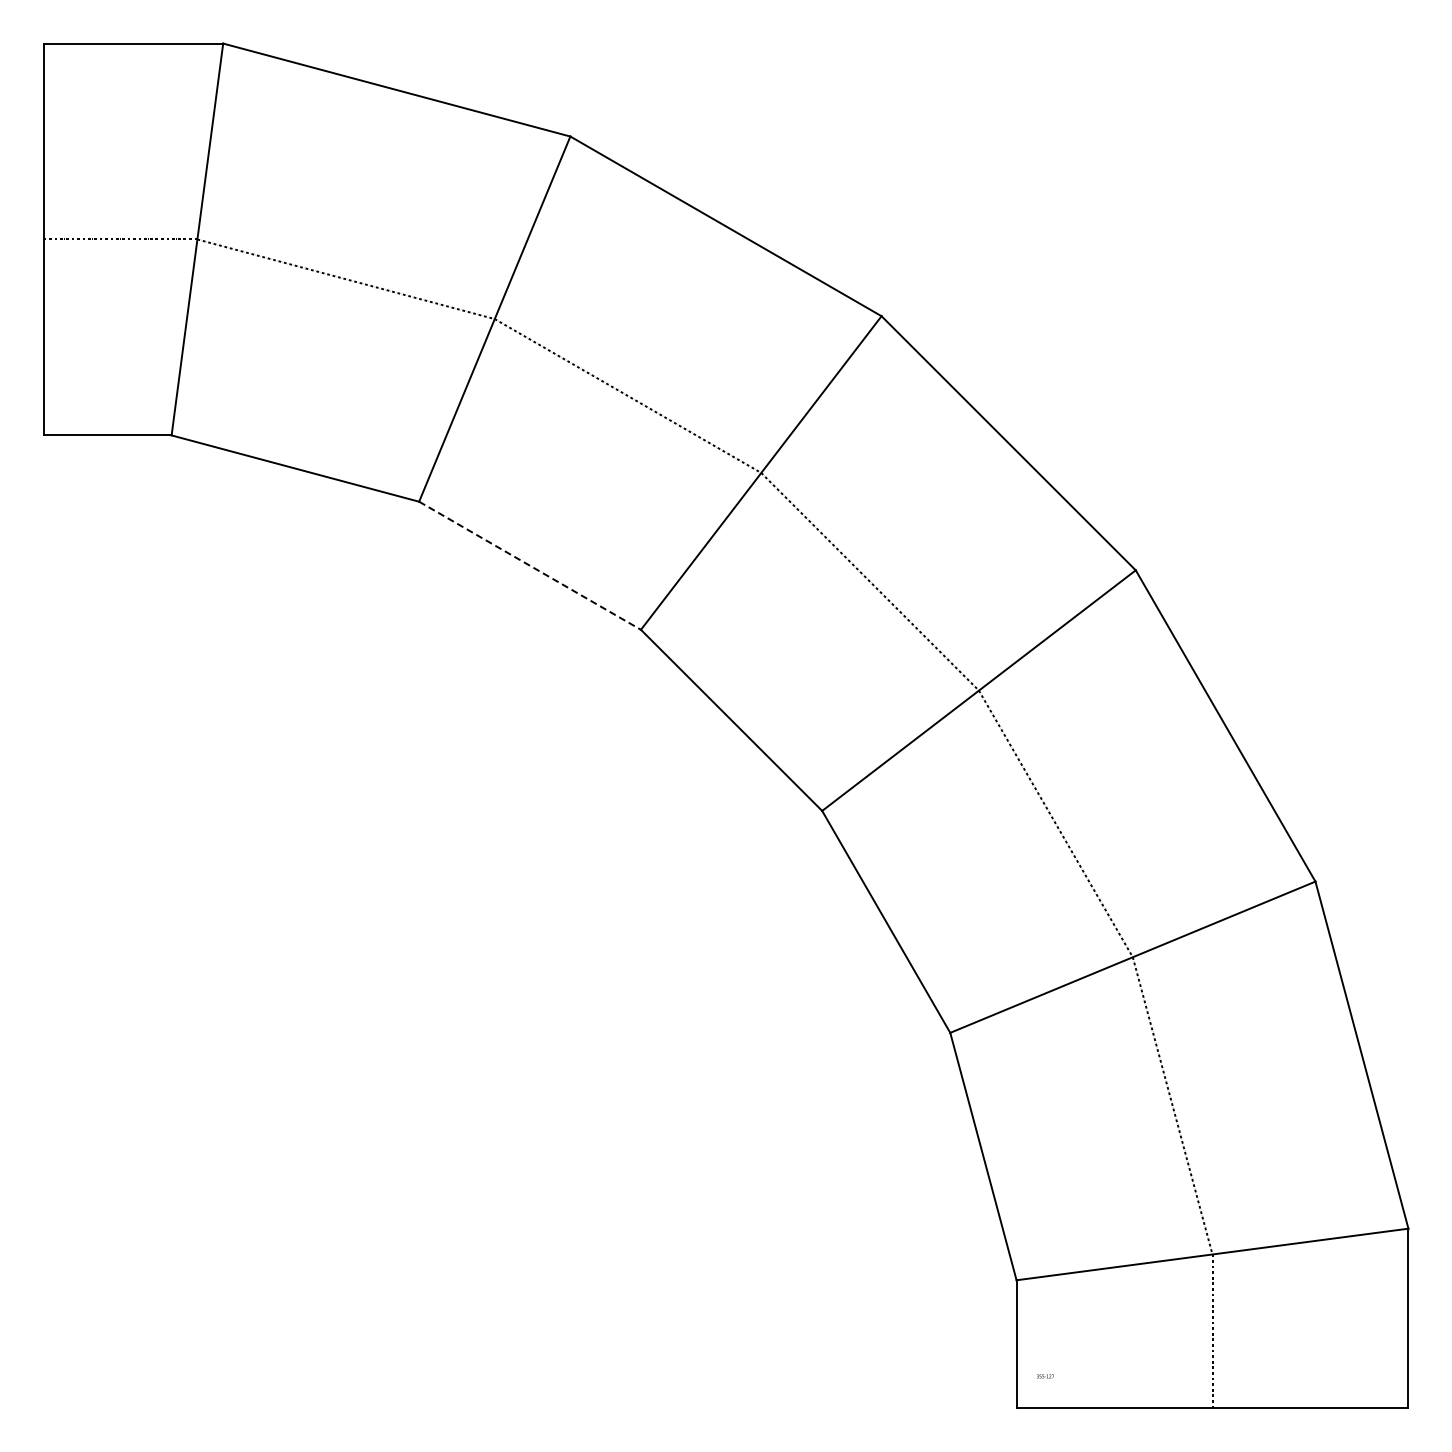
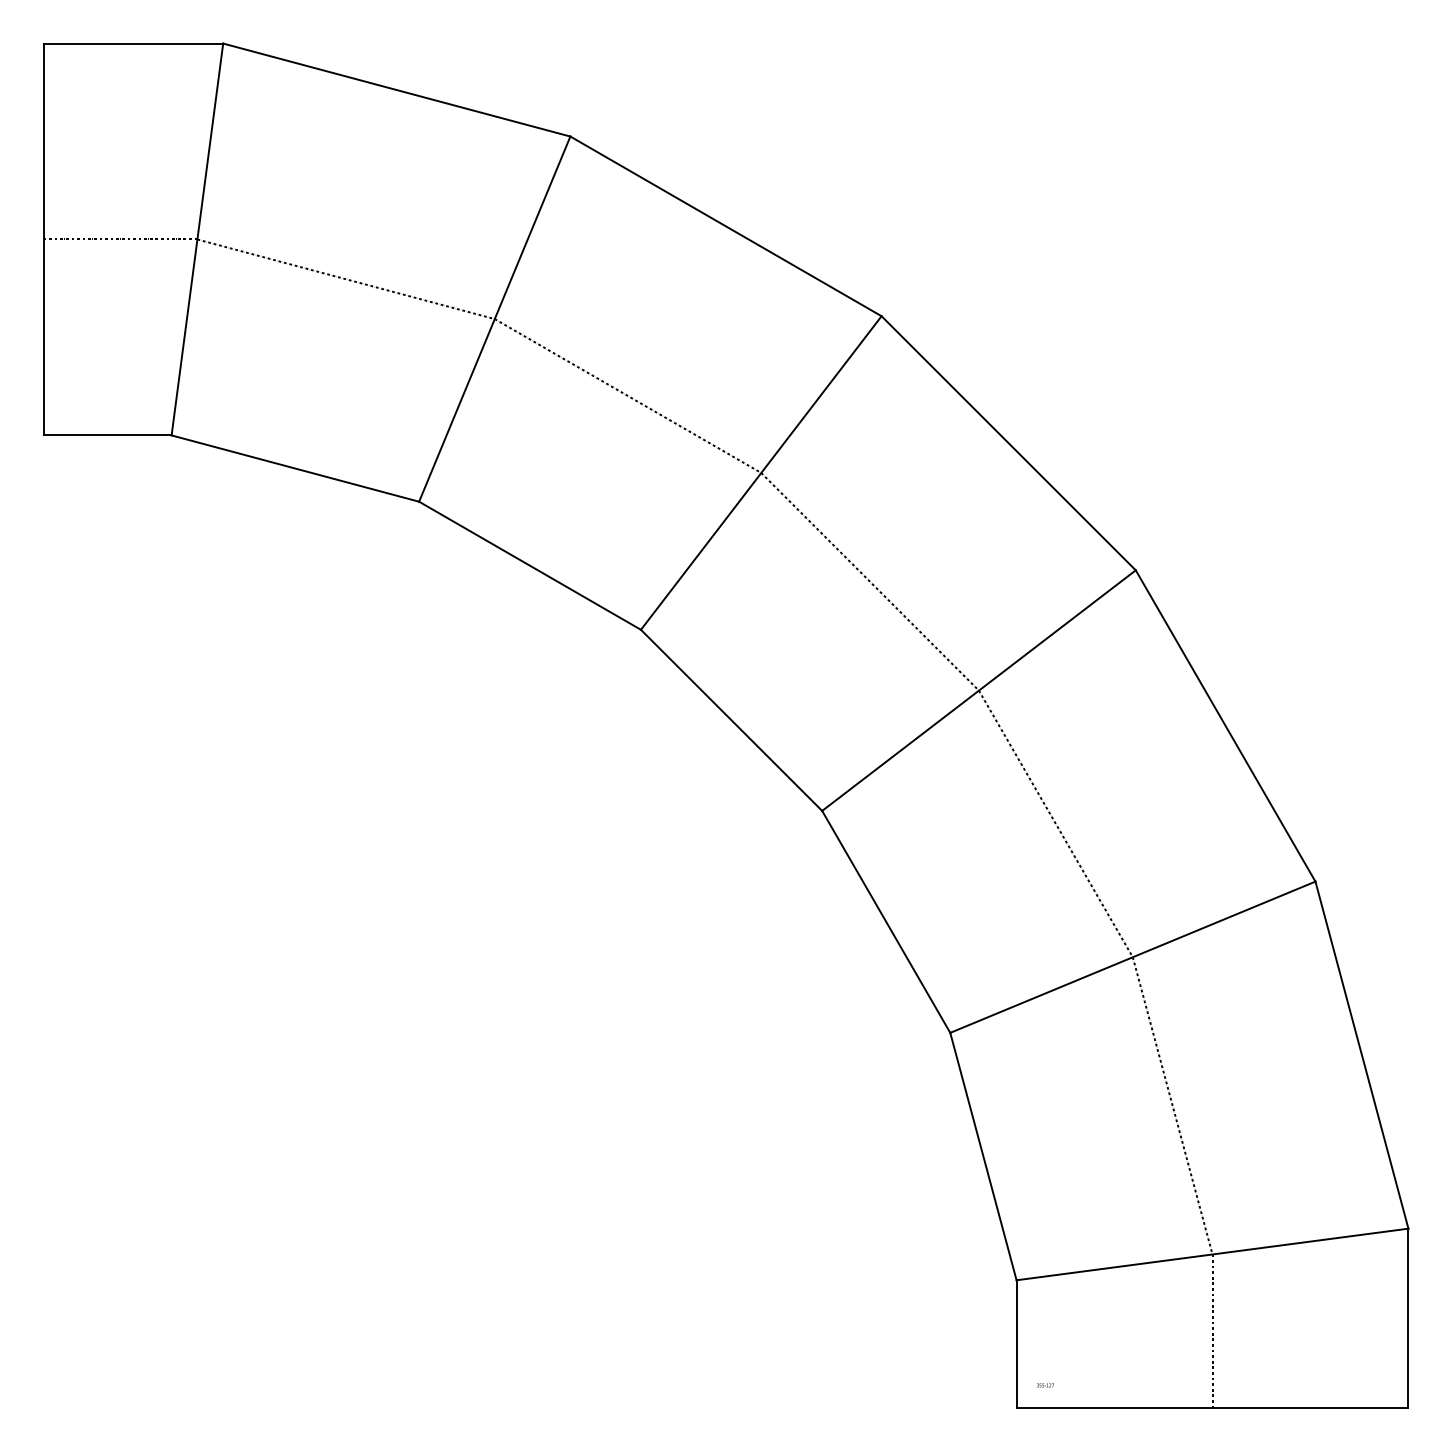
line: dashed -> solid (530, 566)
text position: (1045, 1376) -> (1045, 1385) (1045, 1385)
